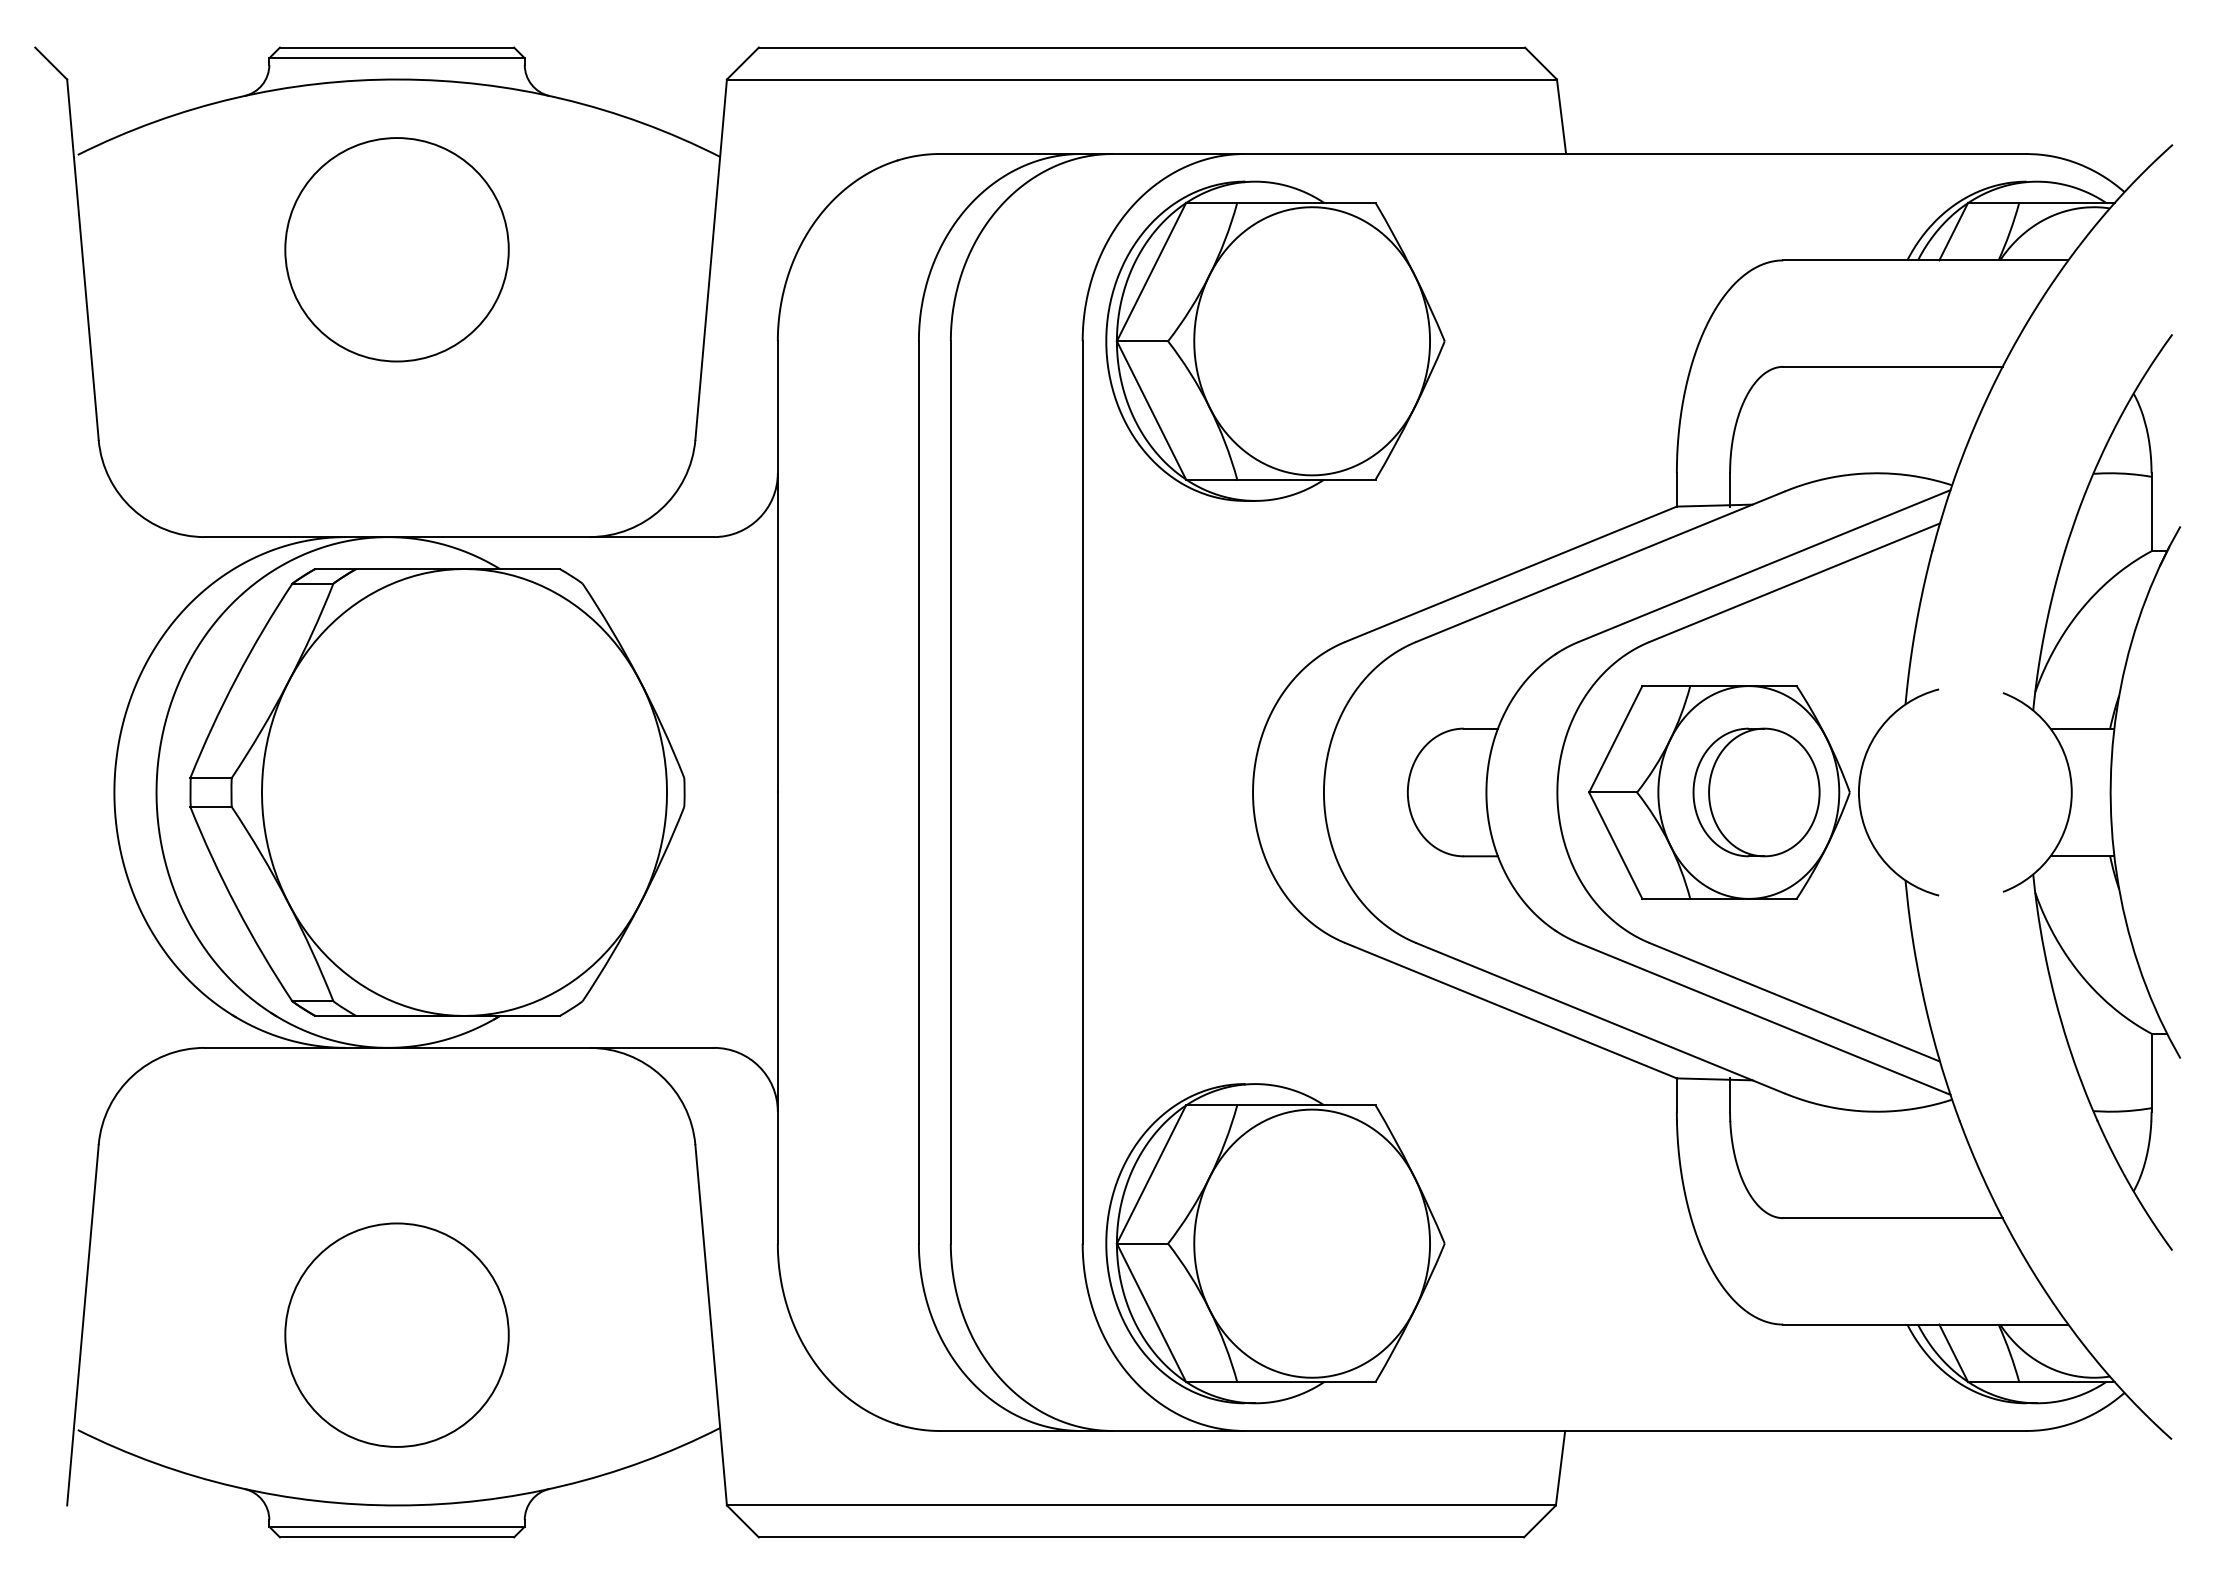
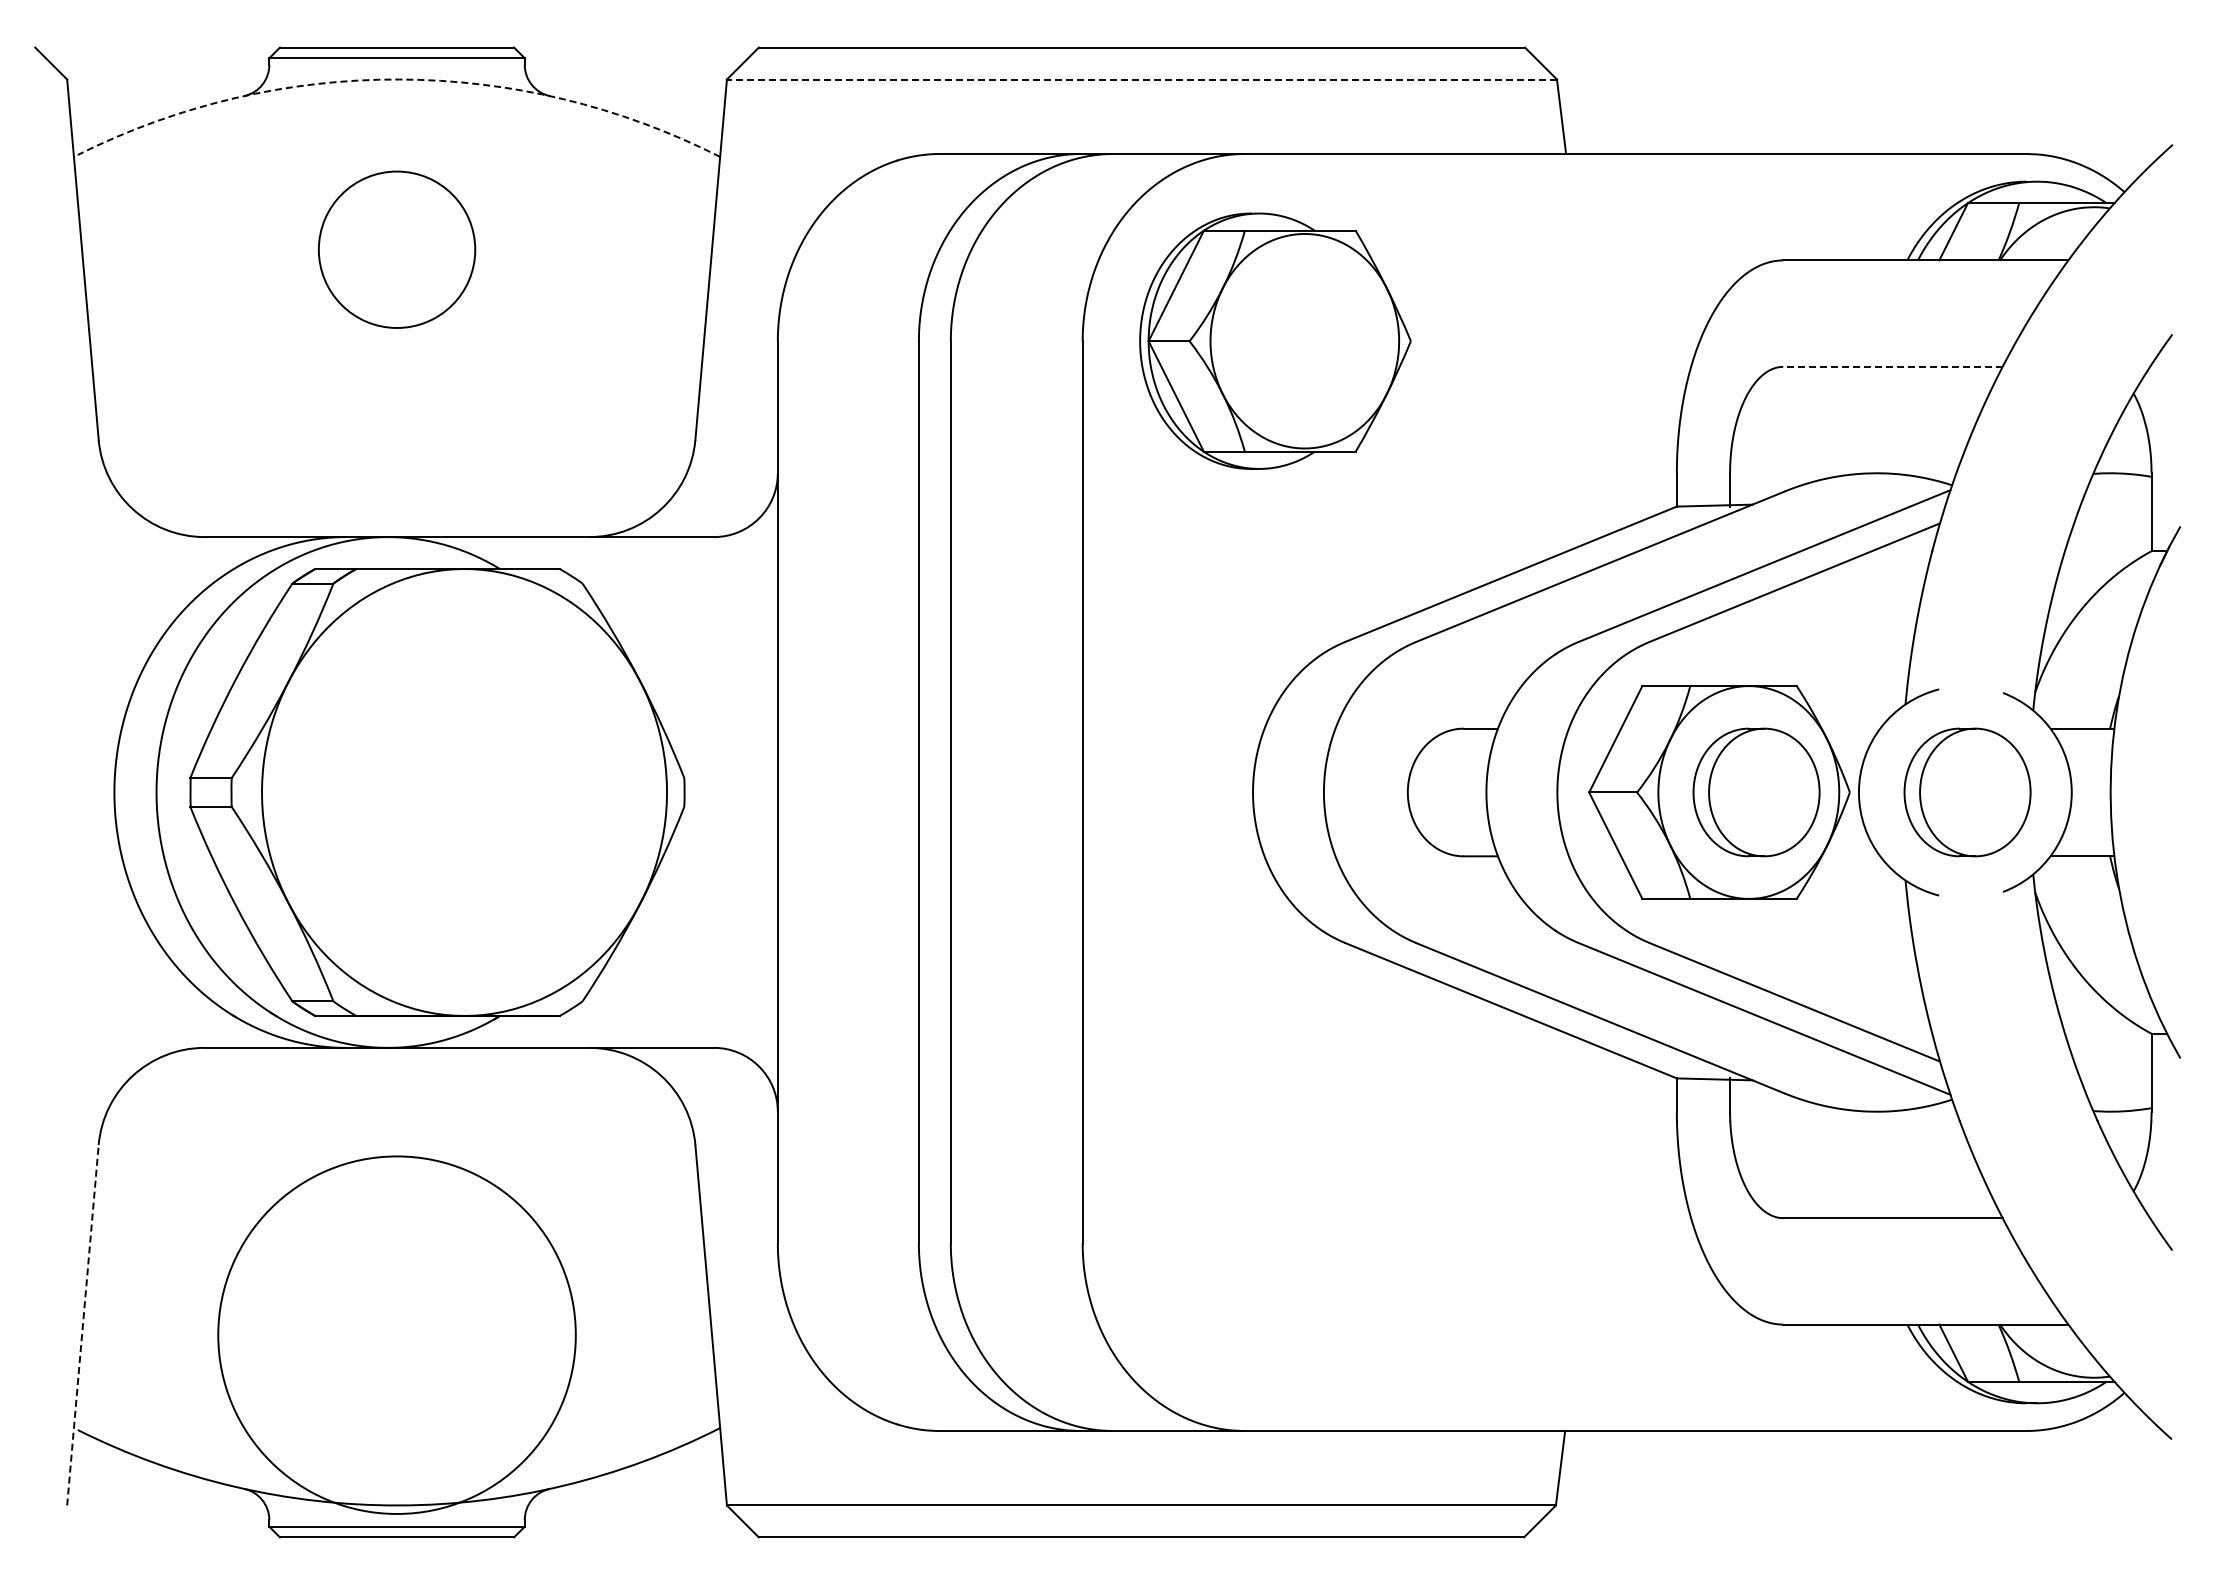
arc: solid -> dashed (399, 79)
line: solid -> dashed (1141, 79)
circle diameter: 223 px -> 156 px (396, 249)
part size: 341x322 px -> 273x258 px (1275, 340)
line: solid -> dashed (1892, 366)
part: none -> present (1967, 792)
part: present -> none (1275, 1243)
line: solid -> dashed (82, 1325)
circle diameter: 223 px -> 358 px (396, 1334)
